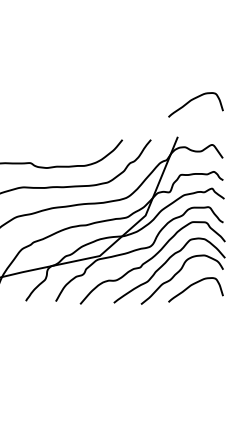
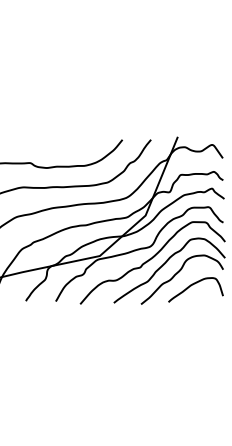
curve: present -> none (193, 100)
